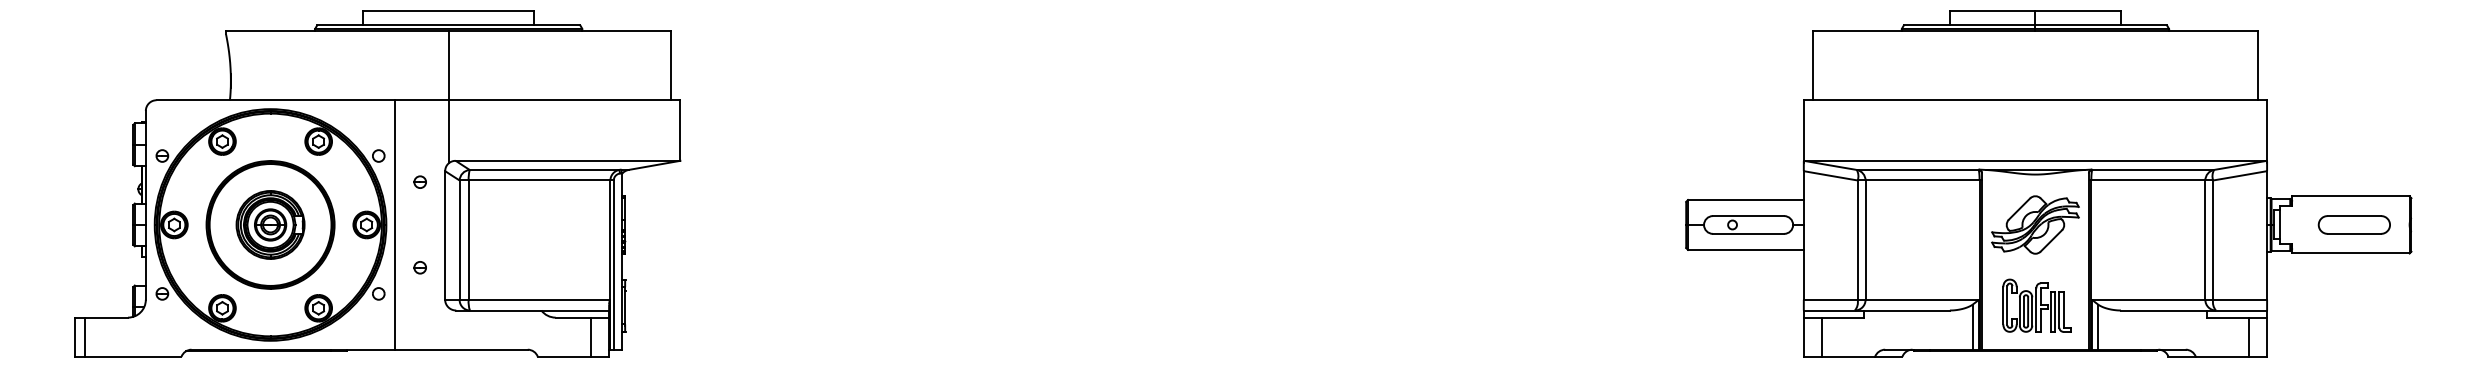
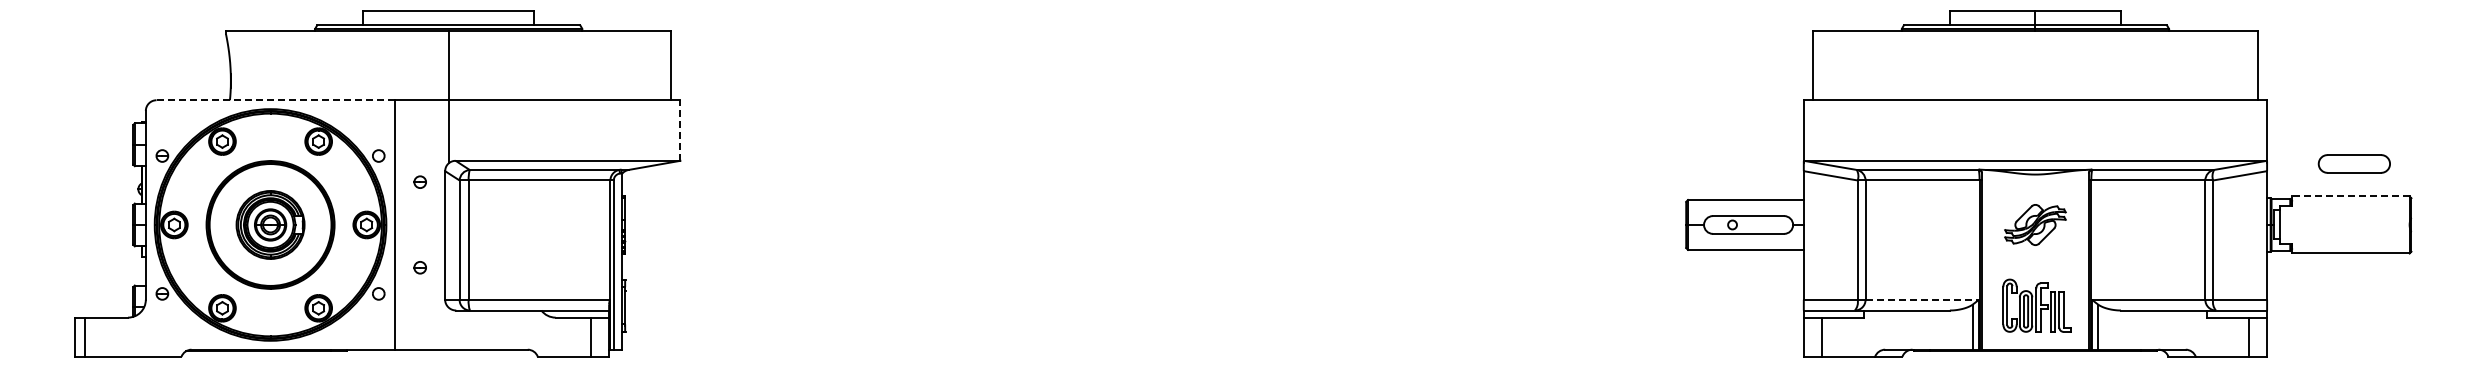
line: solid -> dashed (276, 100)
line: solid -> dashed (680, 130)
line: solid -> dashed (2350, 196)
part size: 89x60 px -> 63x42 px (2035, 224)
part position: (2353, 224) -> (2353, 163) (2353, 163)
line: solid -> dashed (1922, 299)
